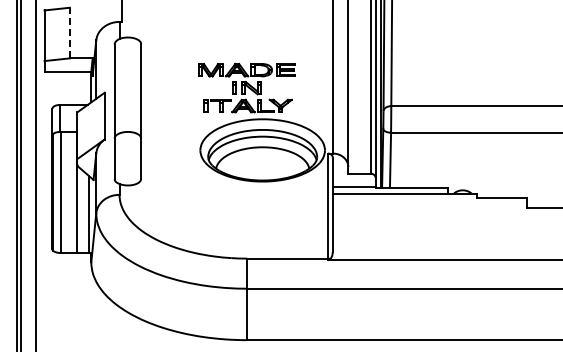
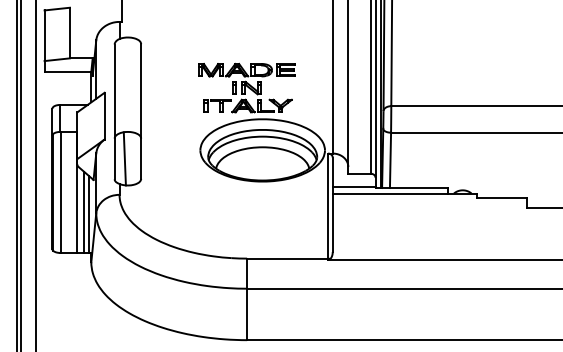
line: dashed -> solid (69, 32)
line: none -> present (124, 158)
line: none -> present (84, 211)
